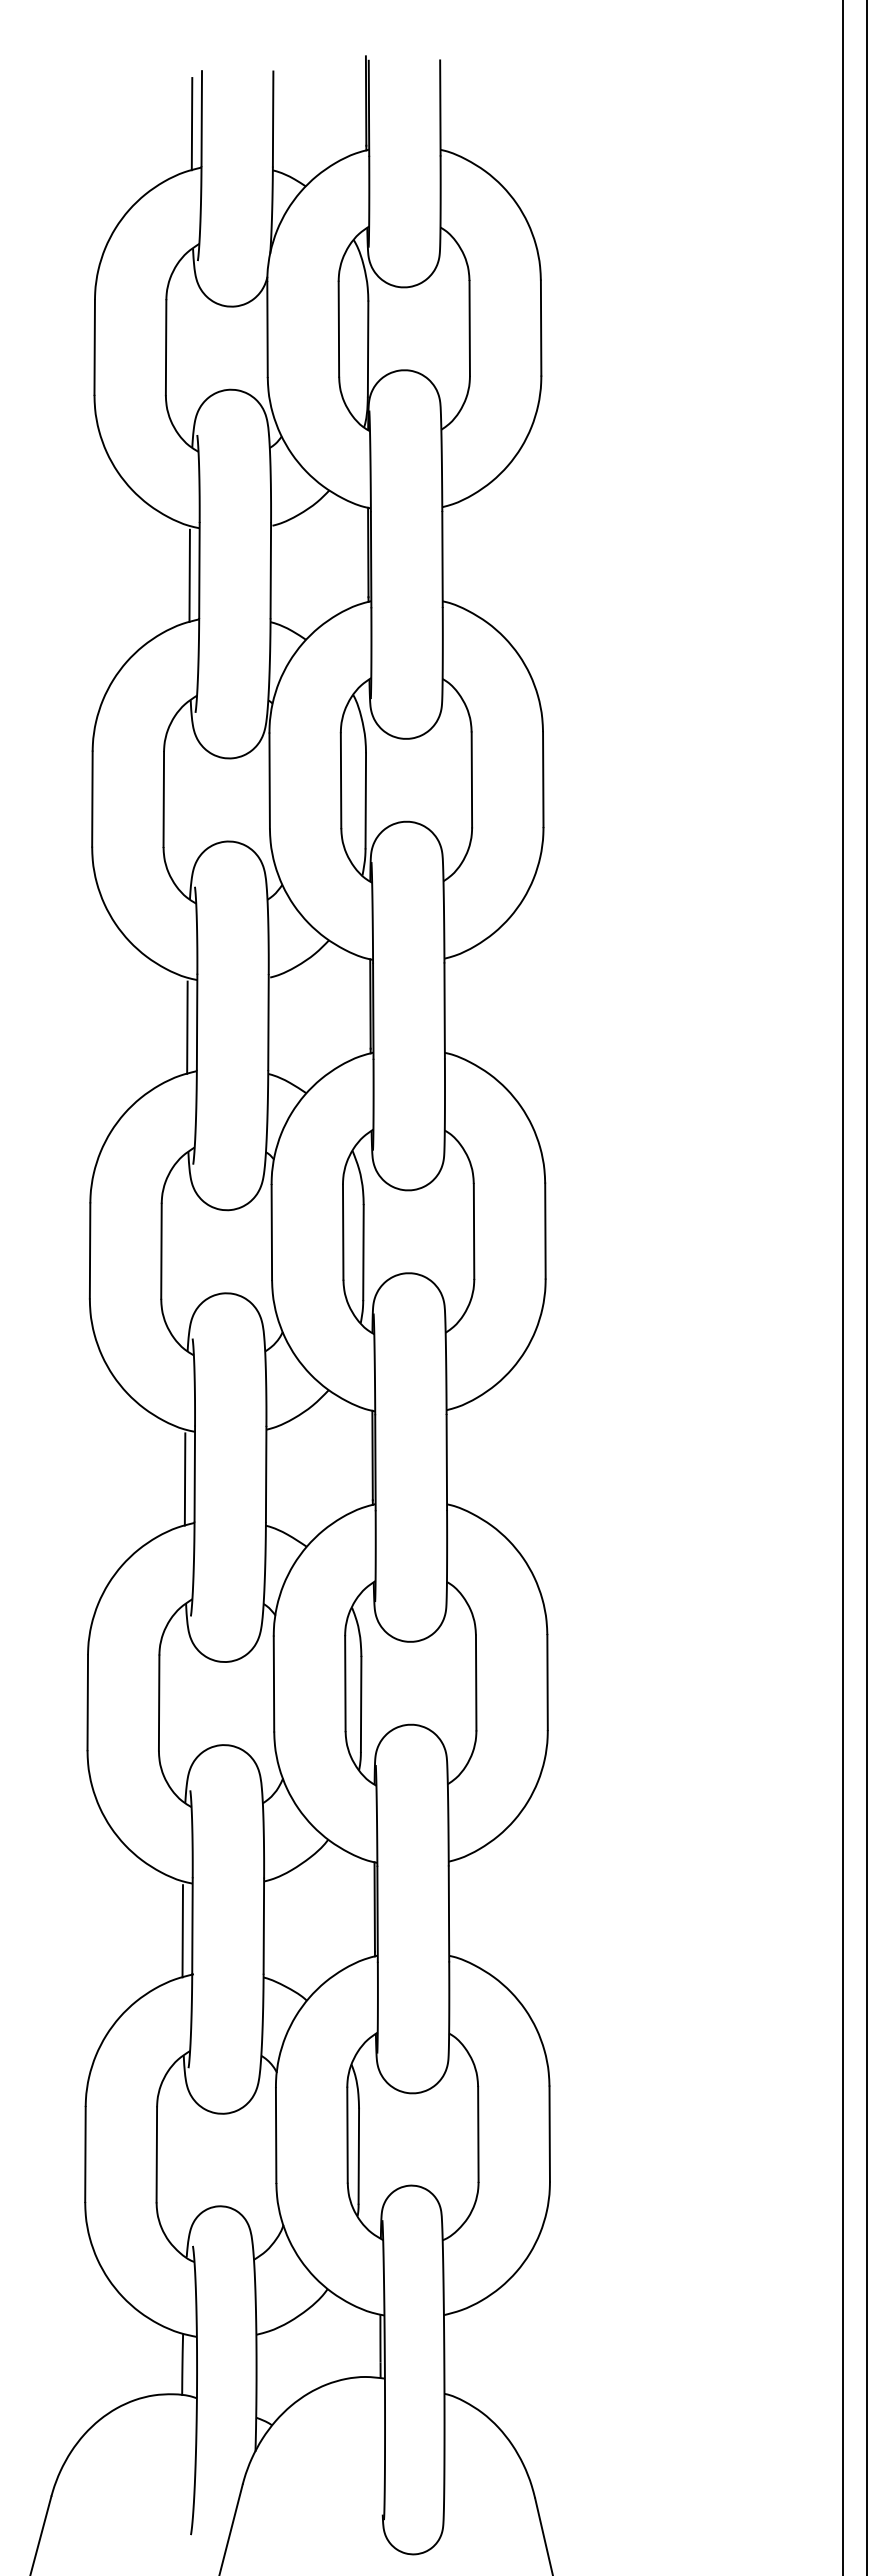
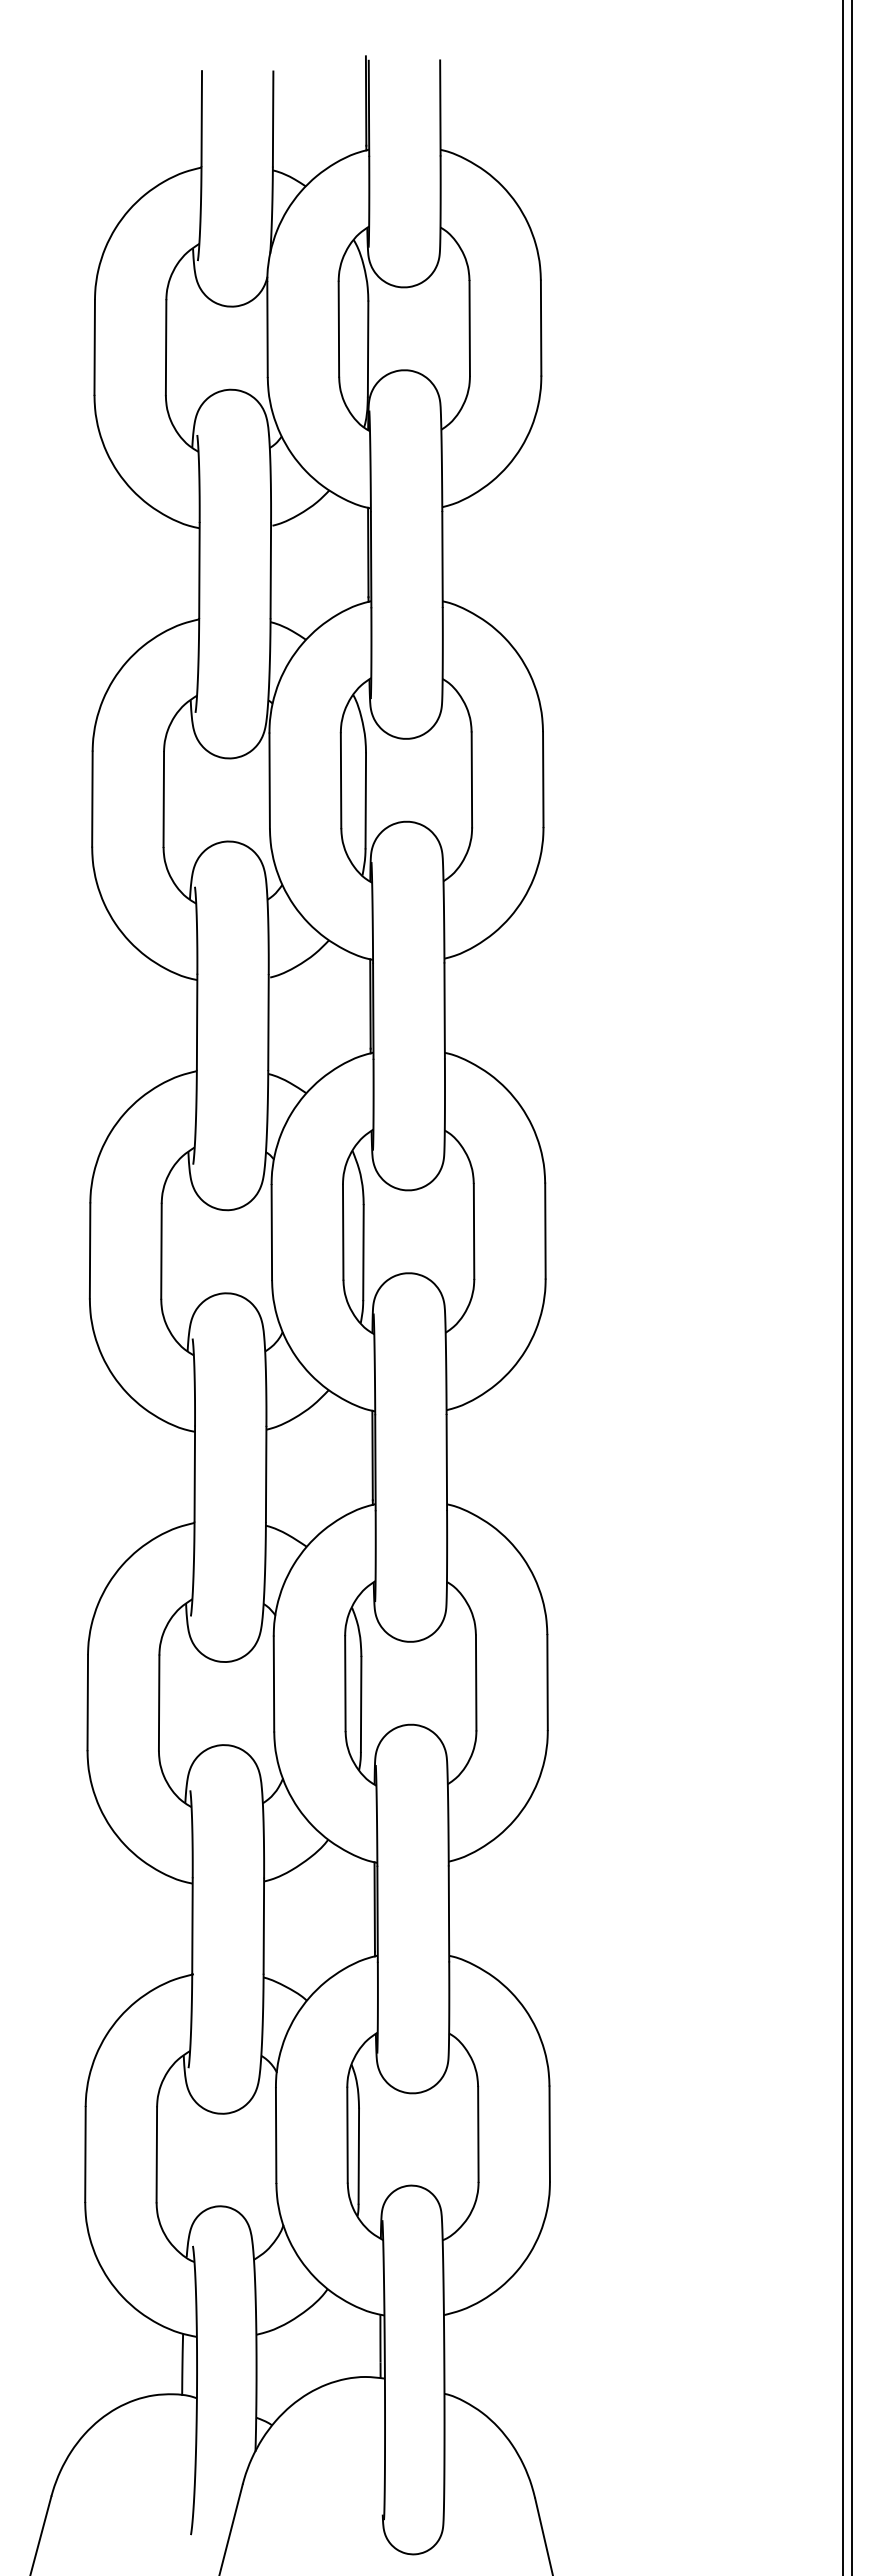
line: present -> none (191, 124)
line: present -> none (189, 575)
line: present -> none (187, 1027)
line position: (867, 1287) -> (852, 1287) (852, 1287)
line: present -> none (184, 1479)
line: present -> none (182, 1931)
